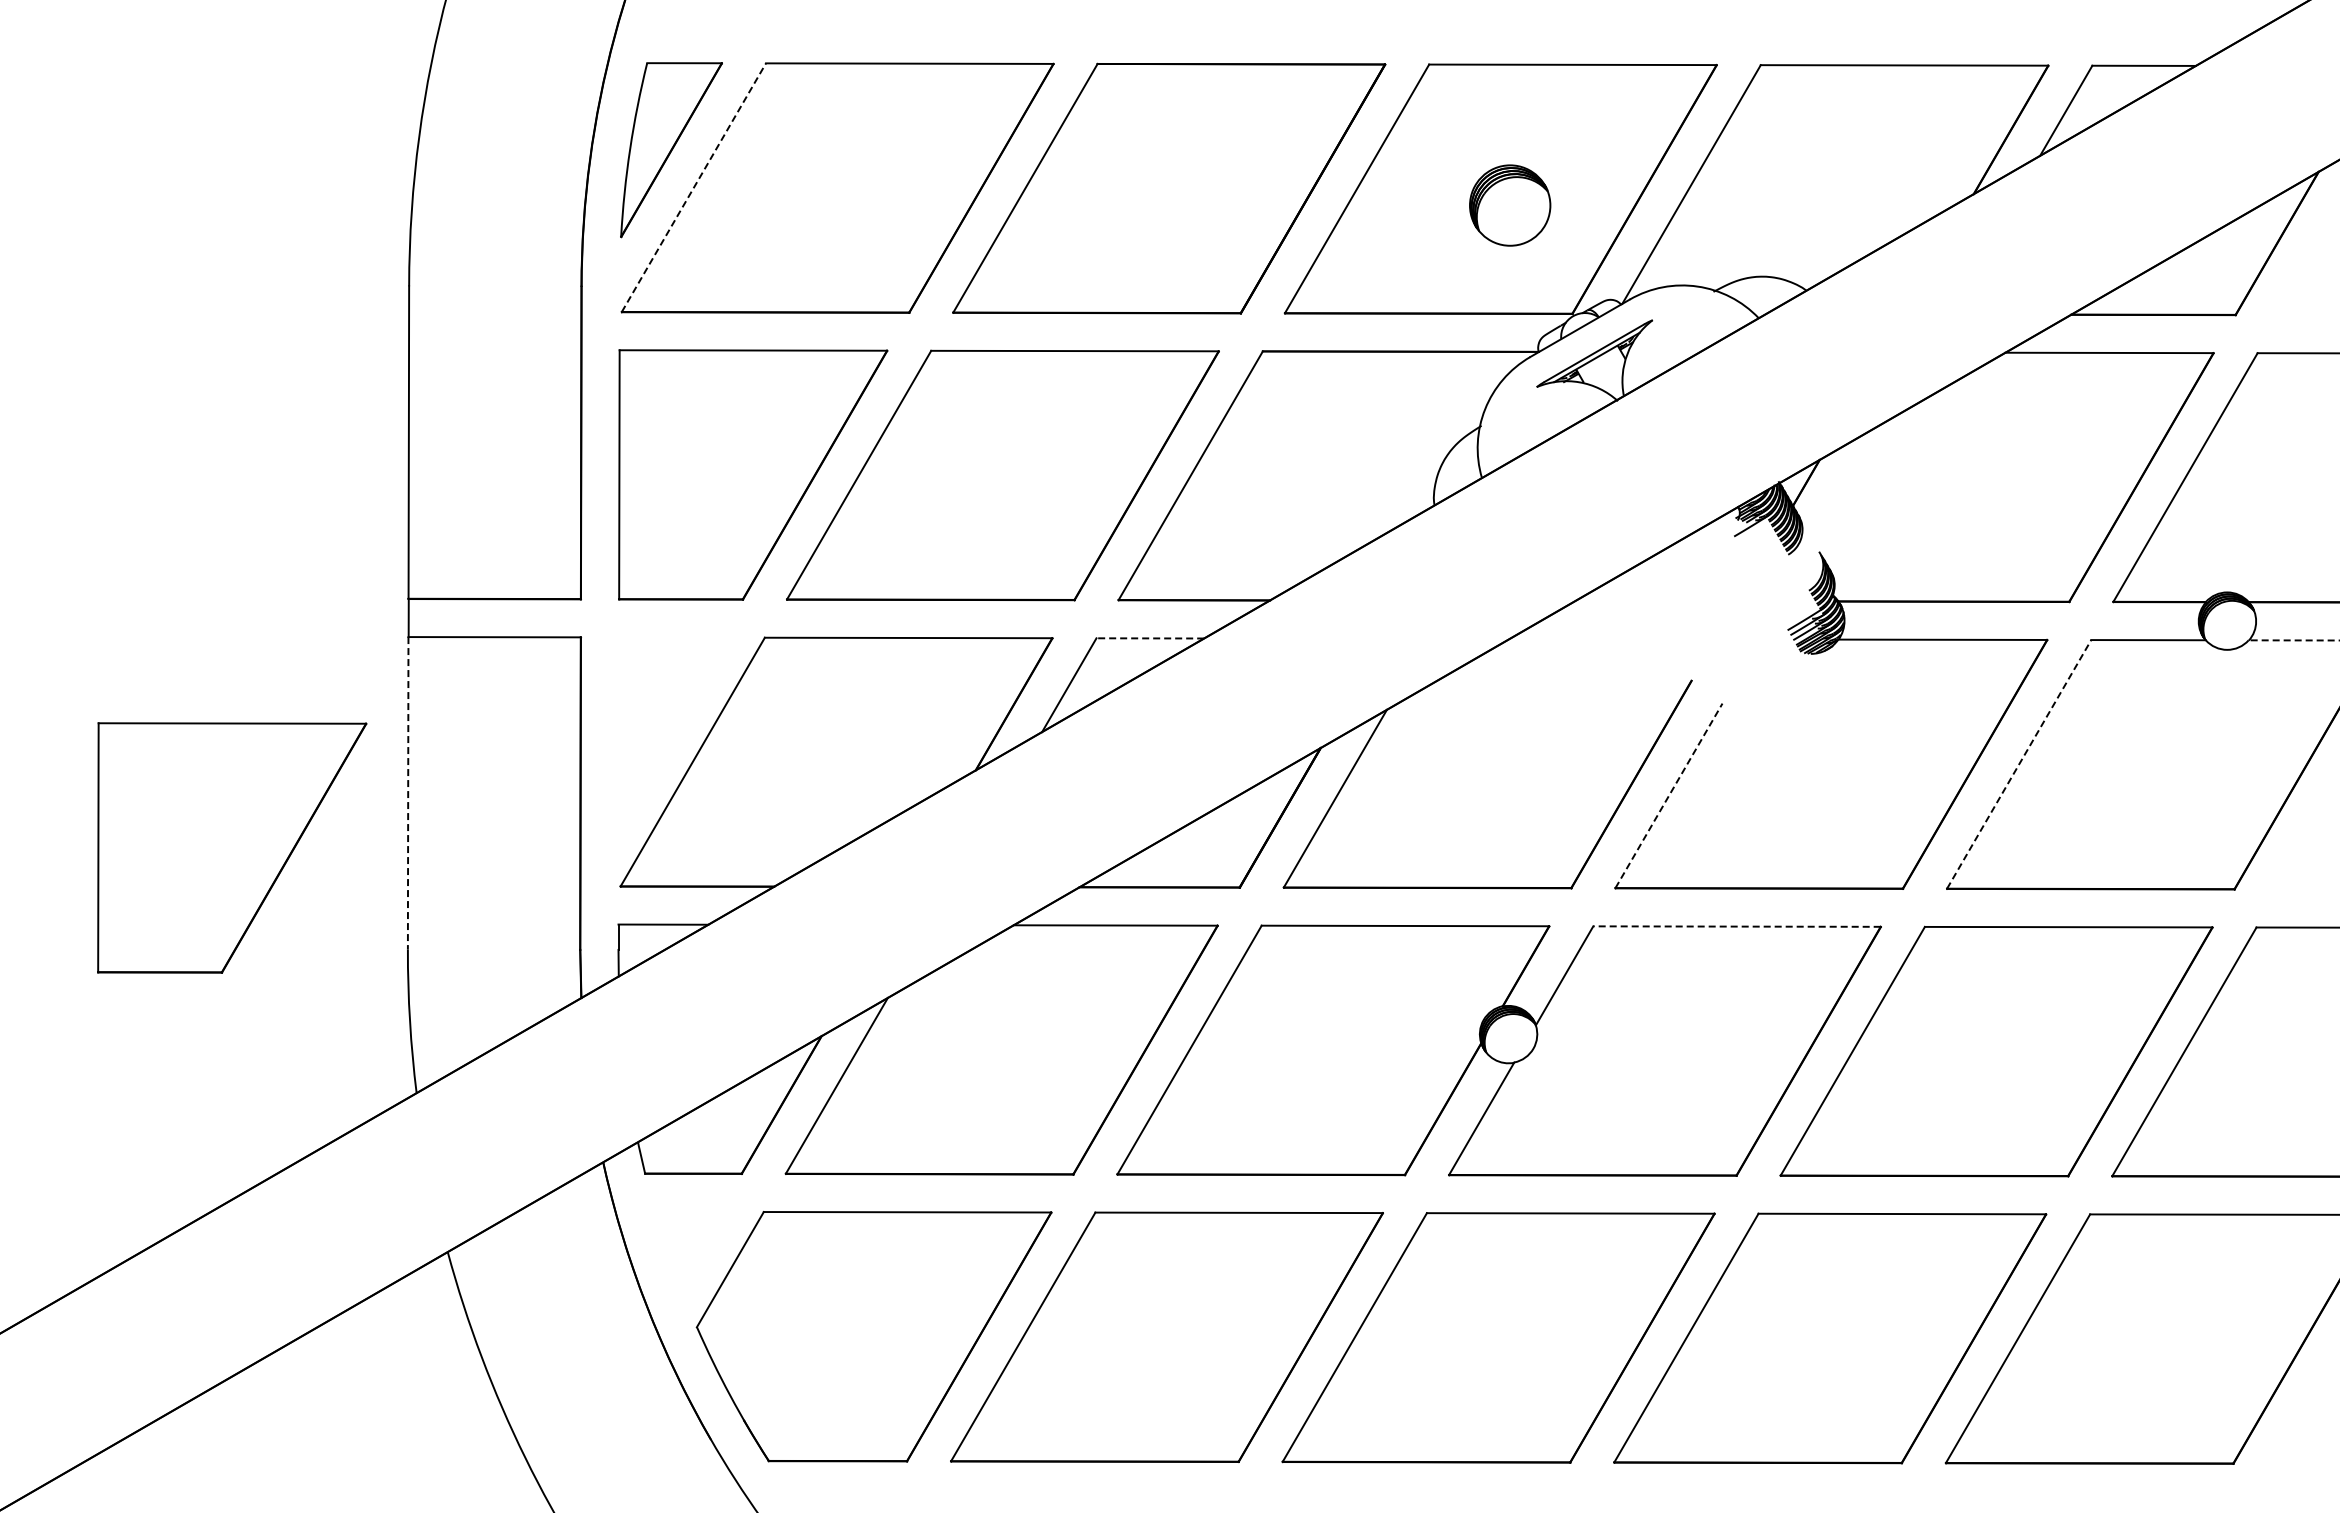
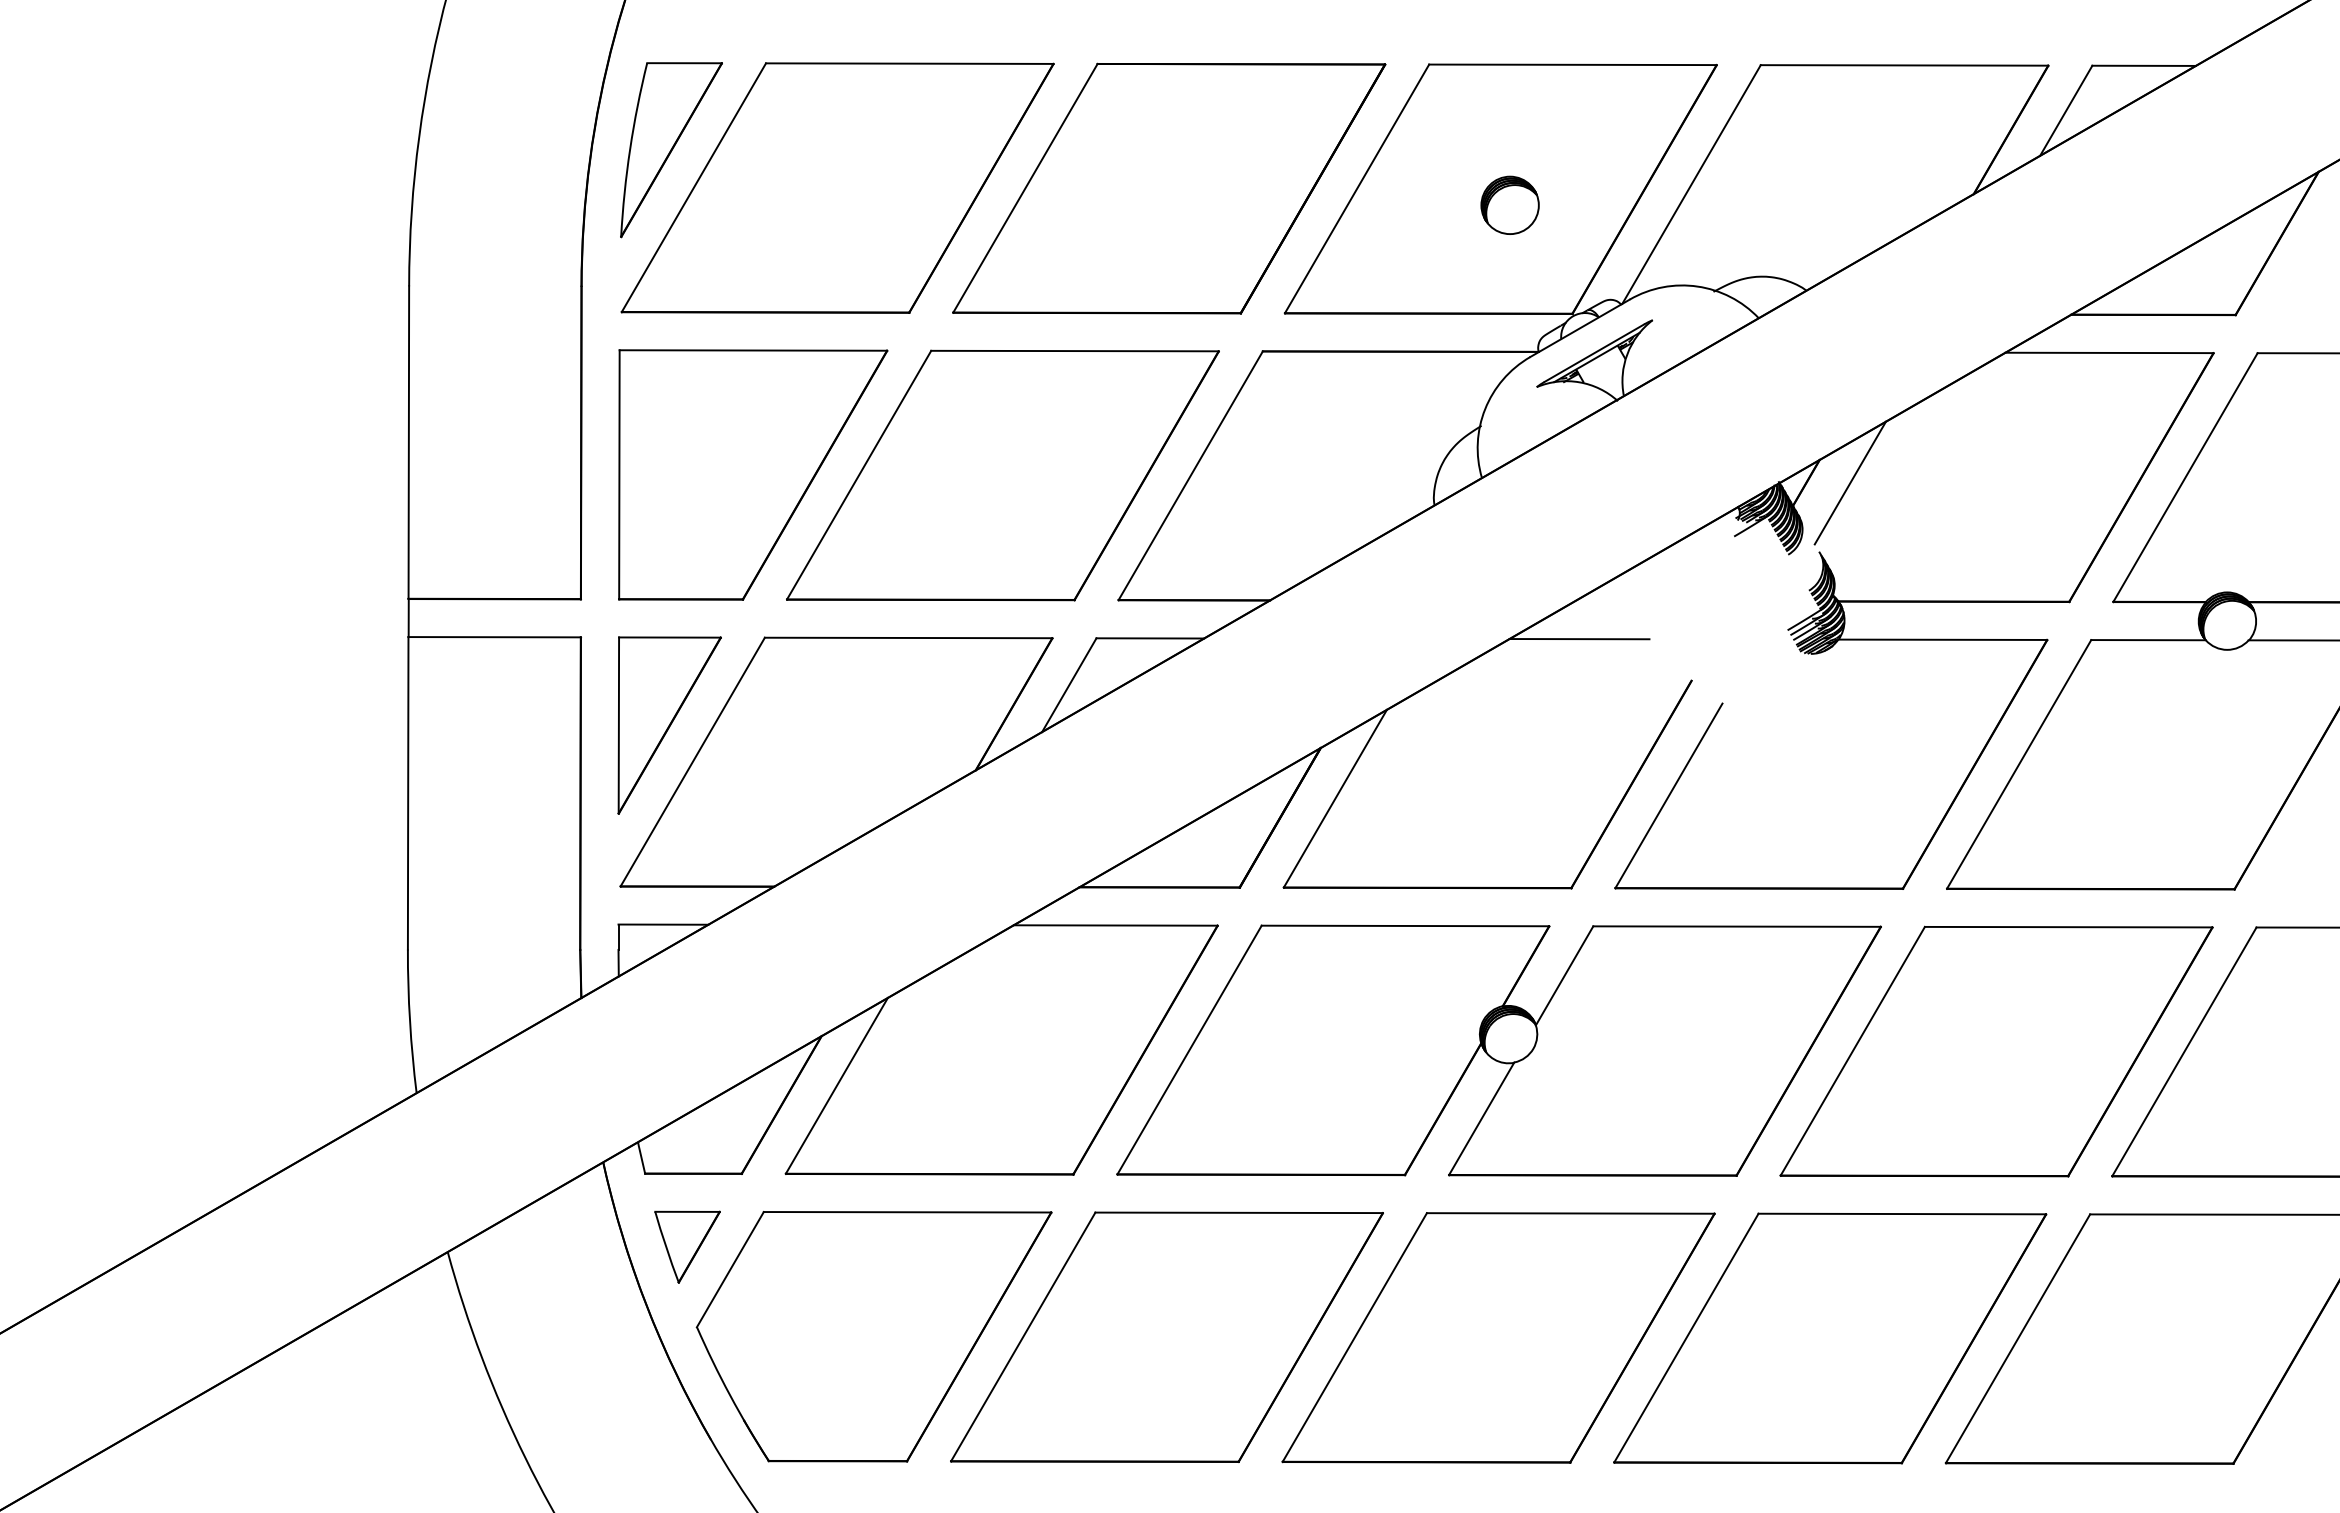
line: dashed -> solid (693, 187)
part size: 83x83 px -> 60x60 px (1509, 204)
line: none -> present (1849, 482)
line: dashed -> solid (1150, 638)
line: none -> present (1579, 639)
line: dashed -> solid (2294, 640)
part: none -> present (669, 725)
line: dashed -> solid (2019, 764)
line: dashed -> solid (408, 793)
line: dashed -> solid (1669, 795)
part: present -> none (232, 847)
line: dashed -> solid (1736, 926)
part: none -> present (687, 1246)
